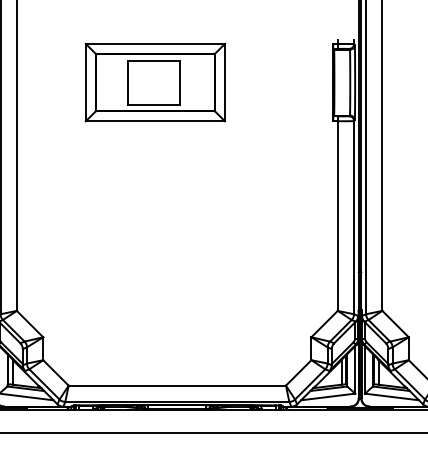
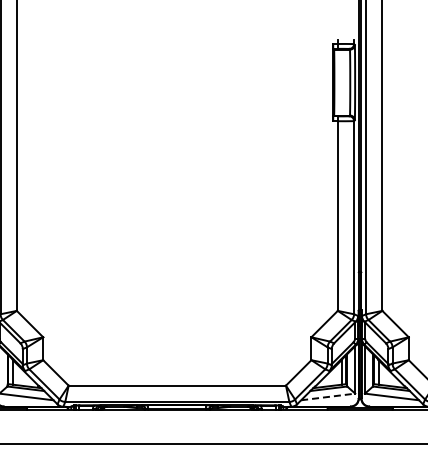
part: present -> none (154, 82)
line: solid -> dashed (328, 396)
line position: (213, 433) -> (213, 444) (213, 444)
